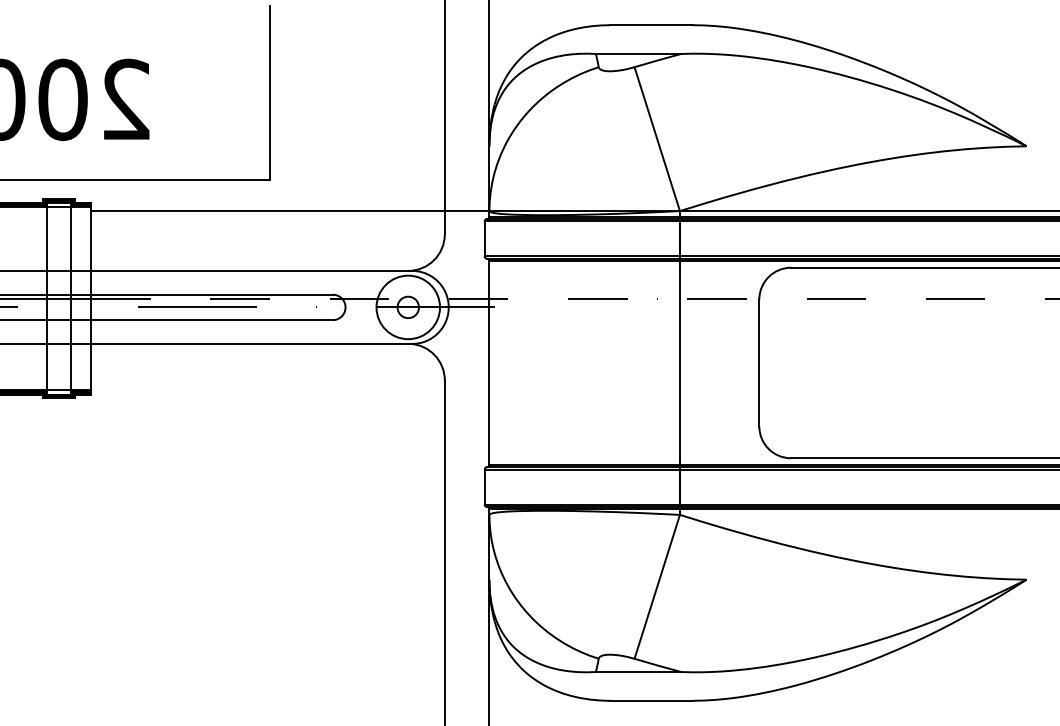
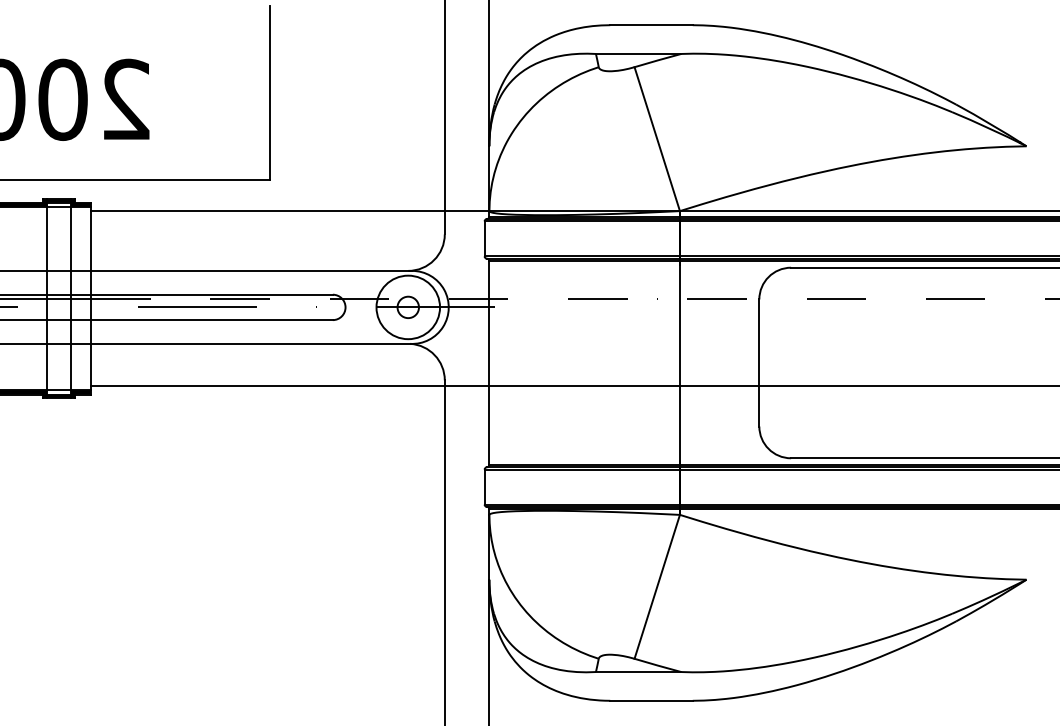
line: none -> present (573, 385)
